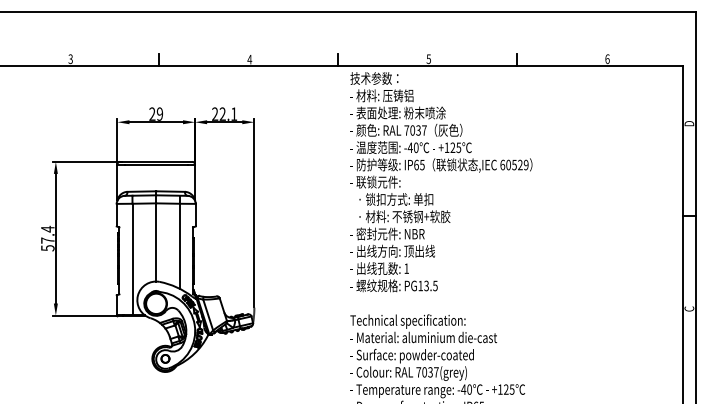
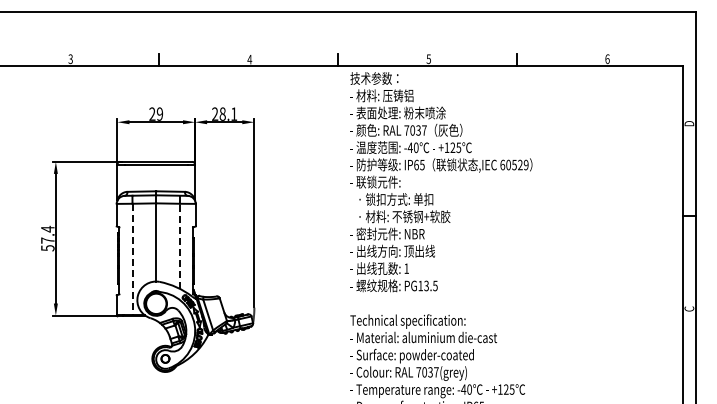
text: 22.1 -> 28.1 (222, 113)
line: solid -> dashed (179, 246)
line: solid -> dashed (132, 259)
